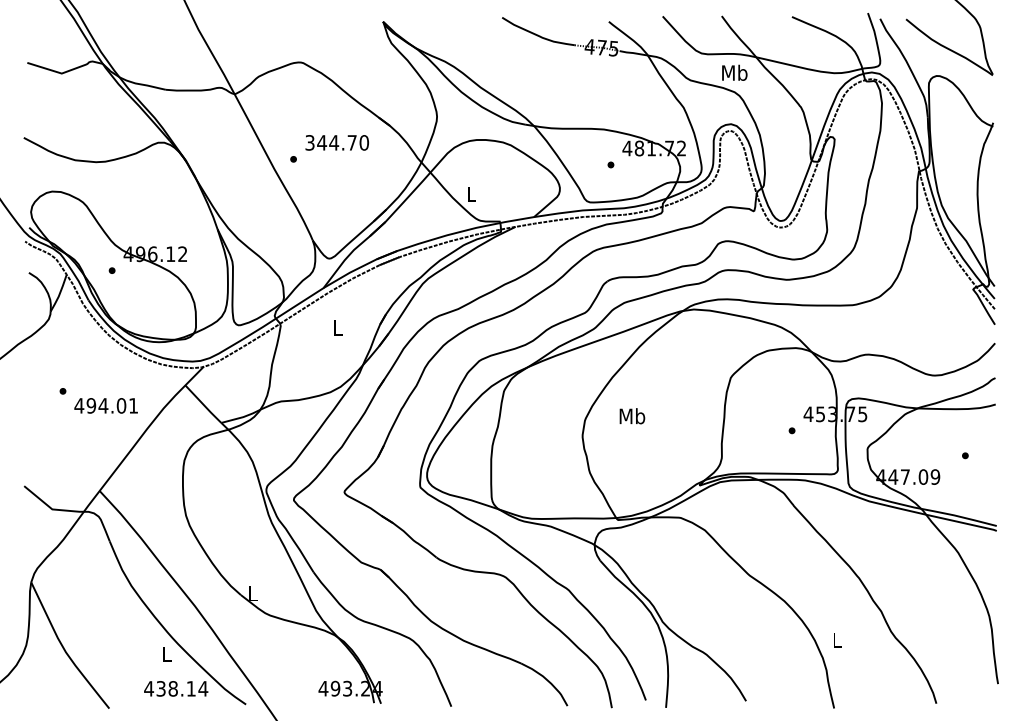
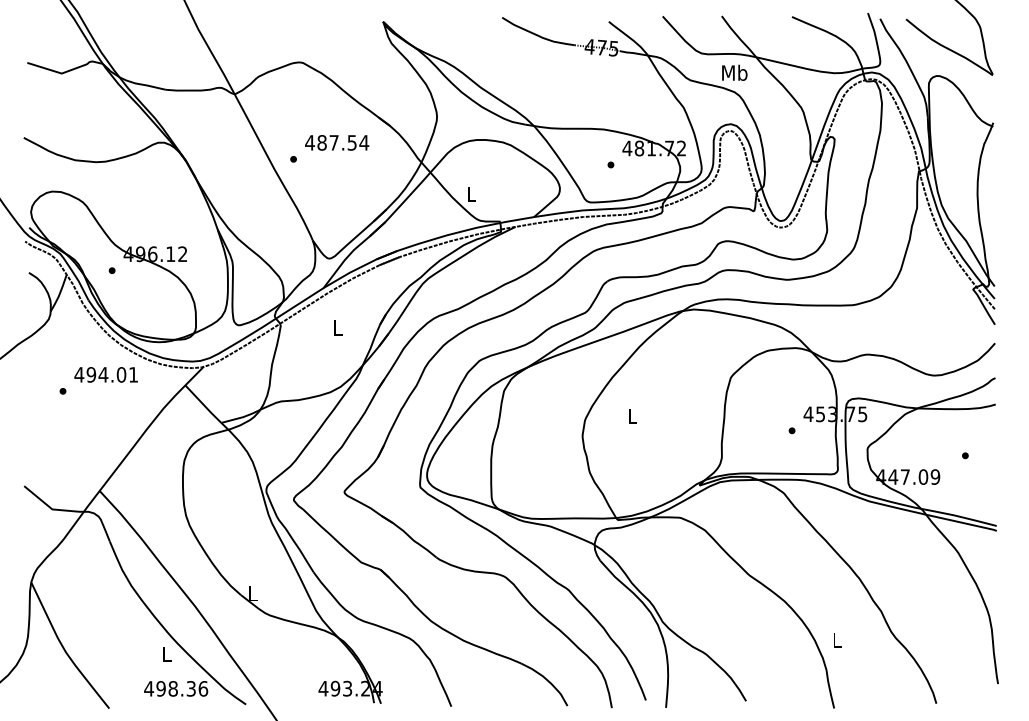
text: 344.70 -> 487.54 (337, 142)
text position: (105, 405) -> (105, 374) (105, 374)
text: Mb -> L (632, 416)
text: 438.14 -> 498.36 (182, 688)
